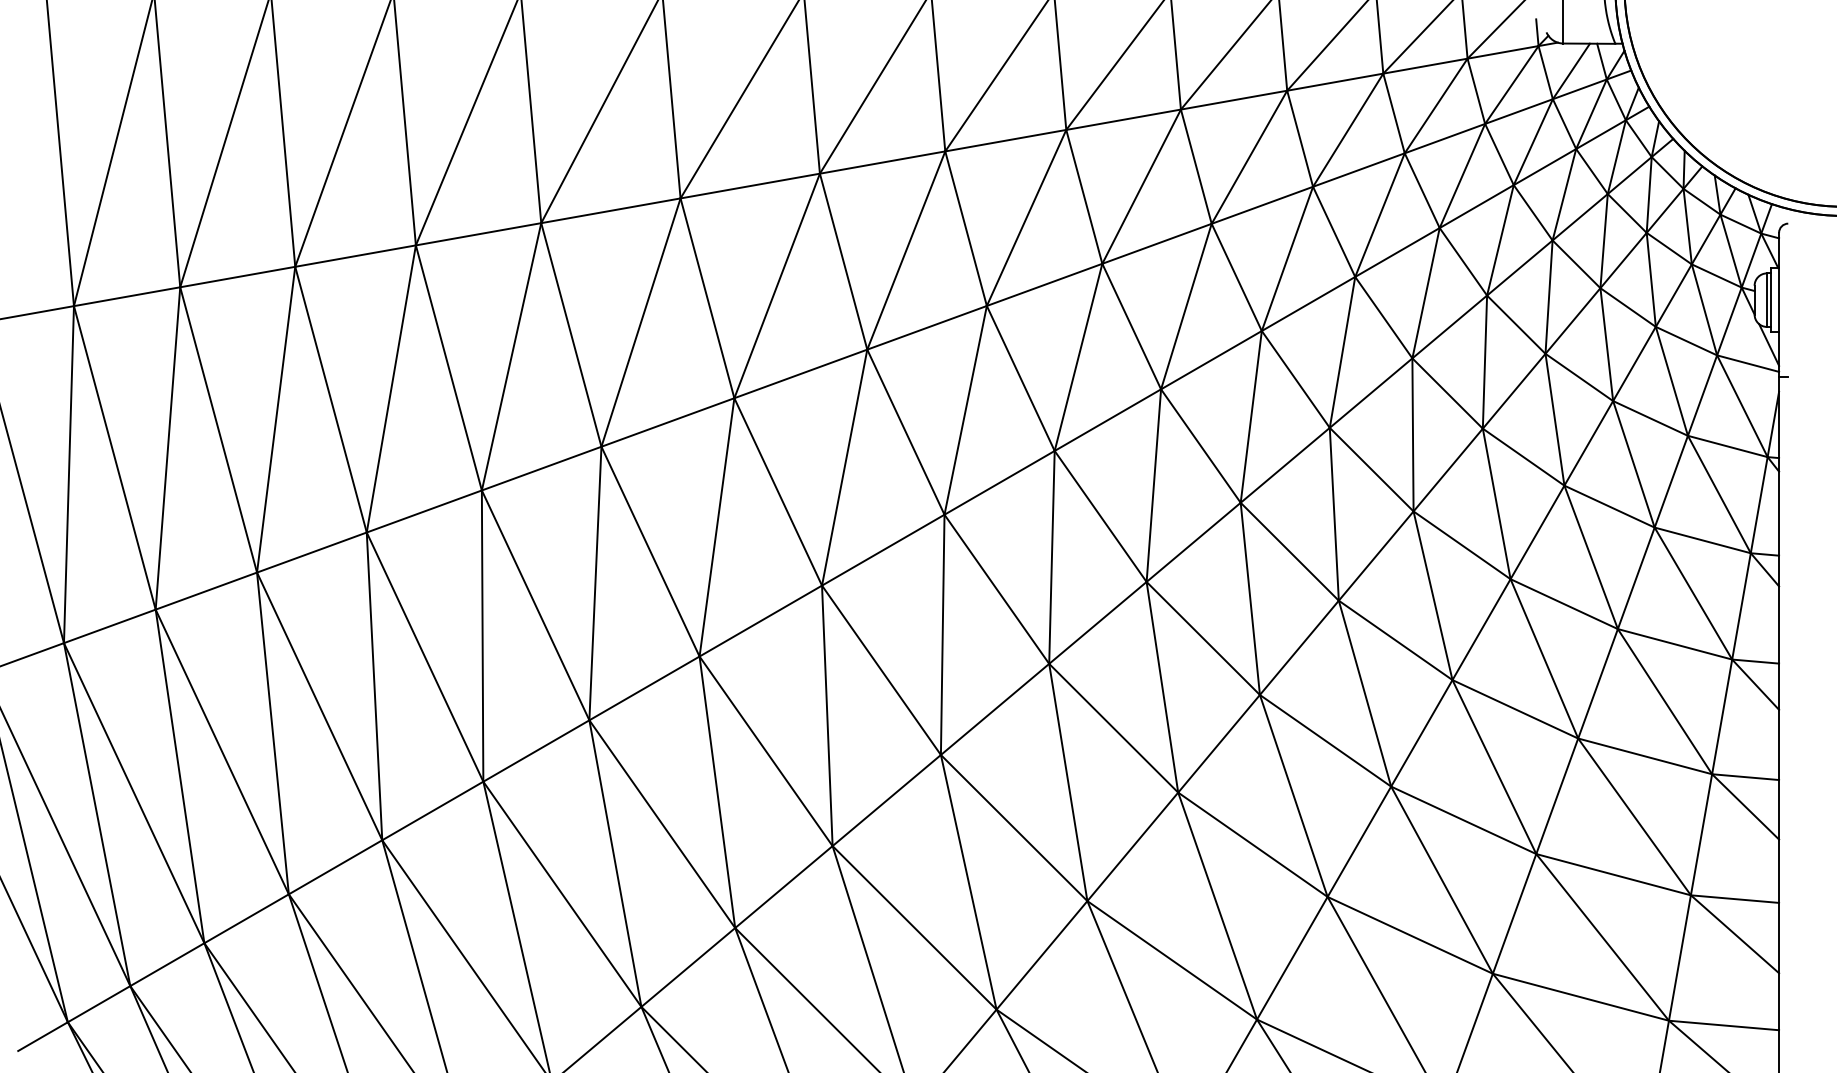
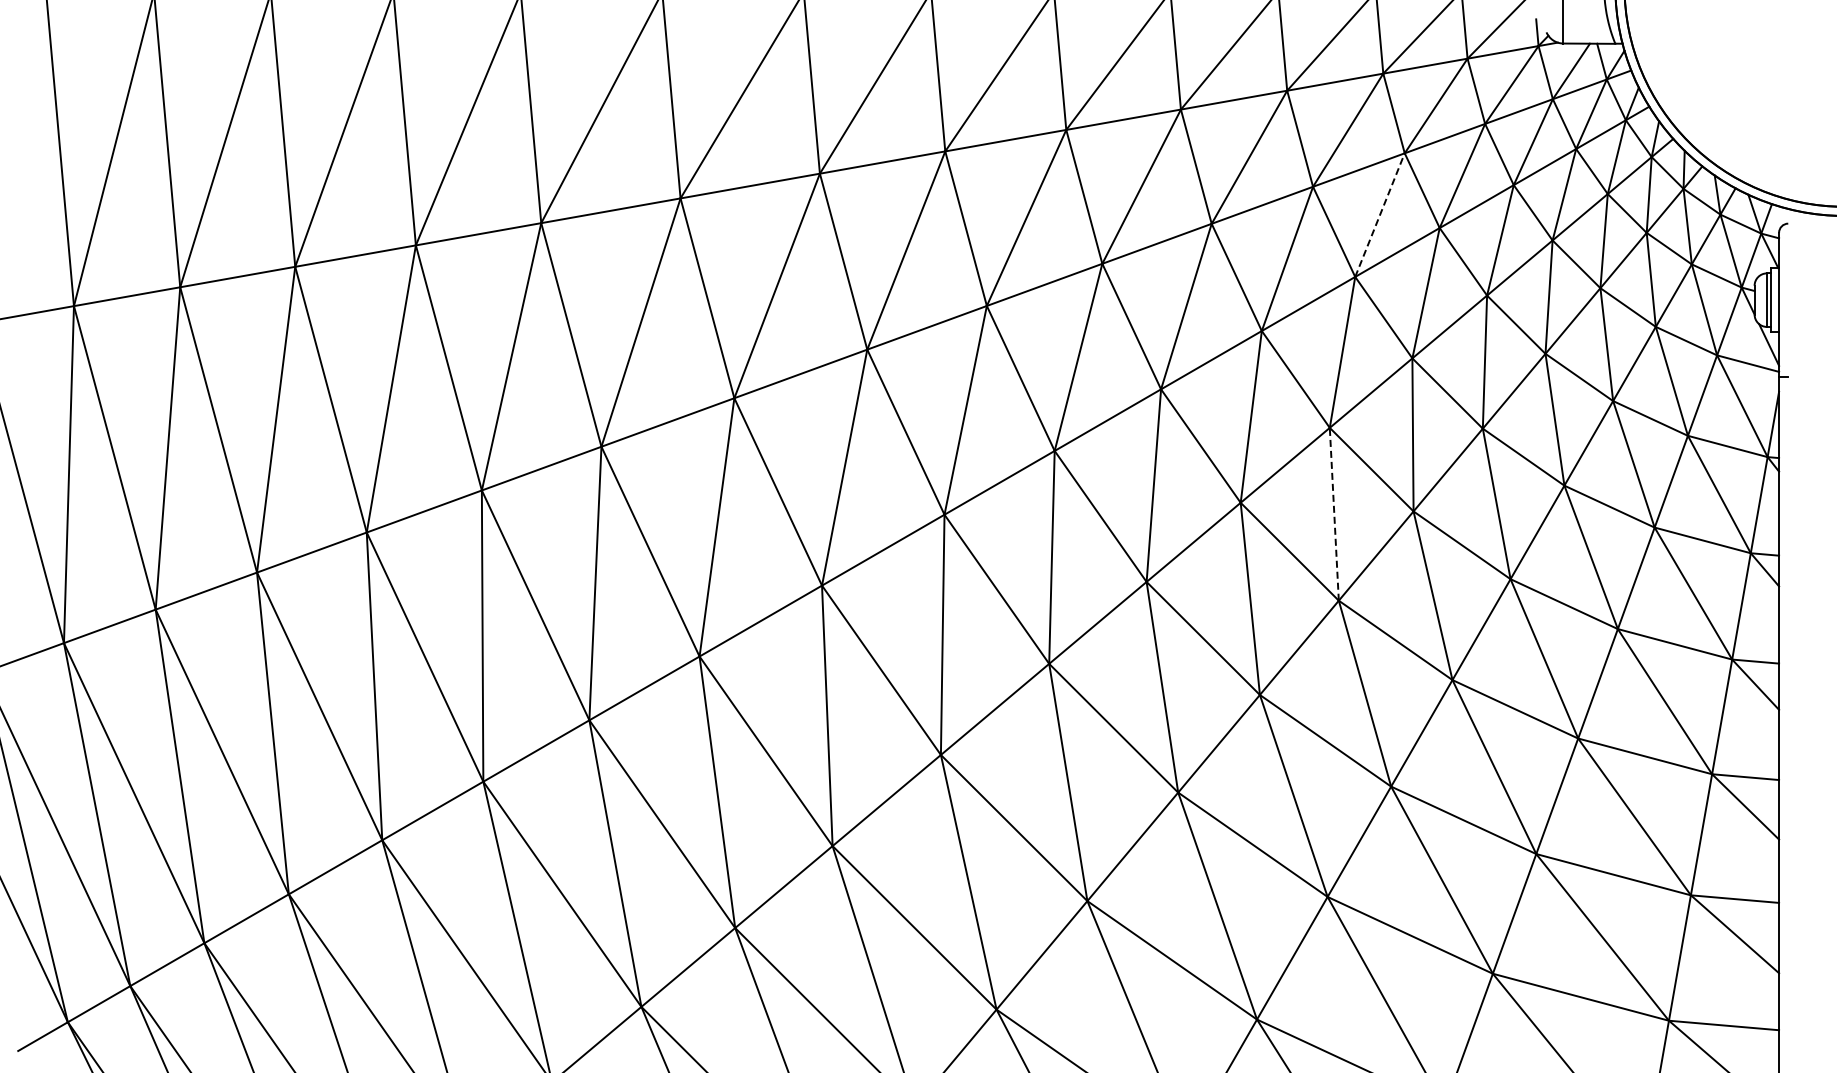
line: solid -> dashed (1379, 215)
line: solid -> dashed (1334, 514)
